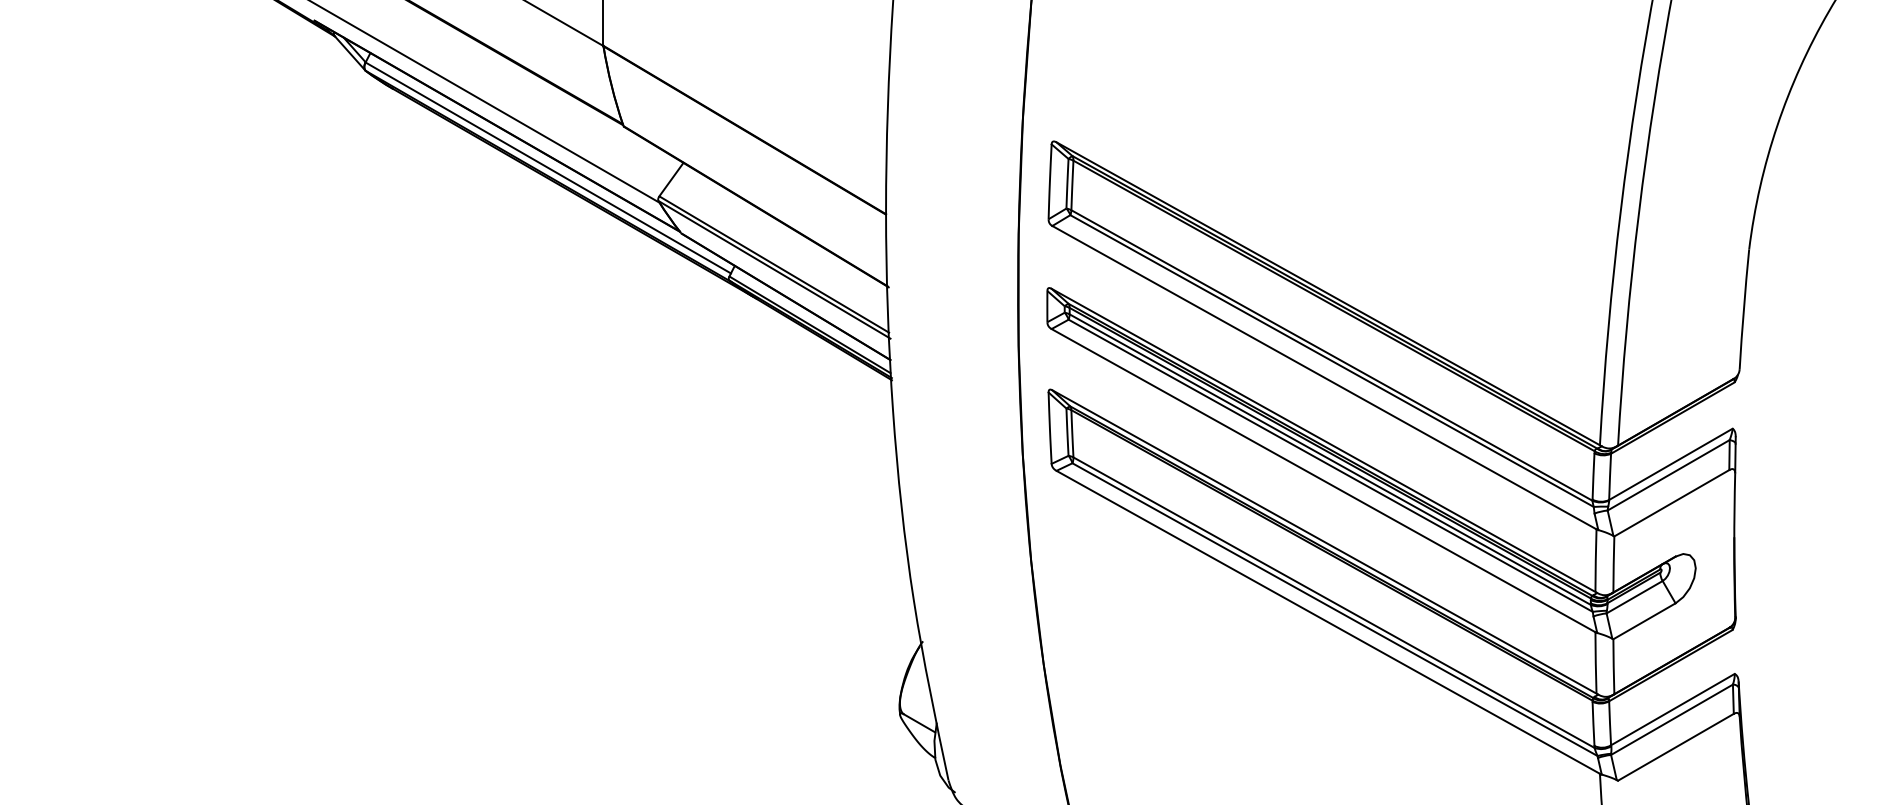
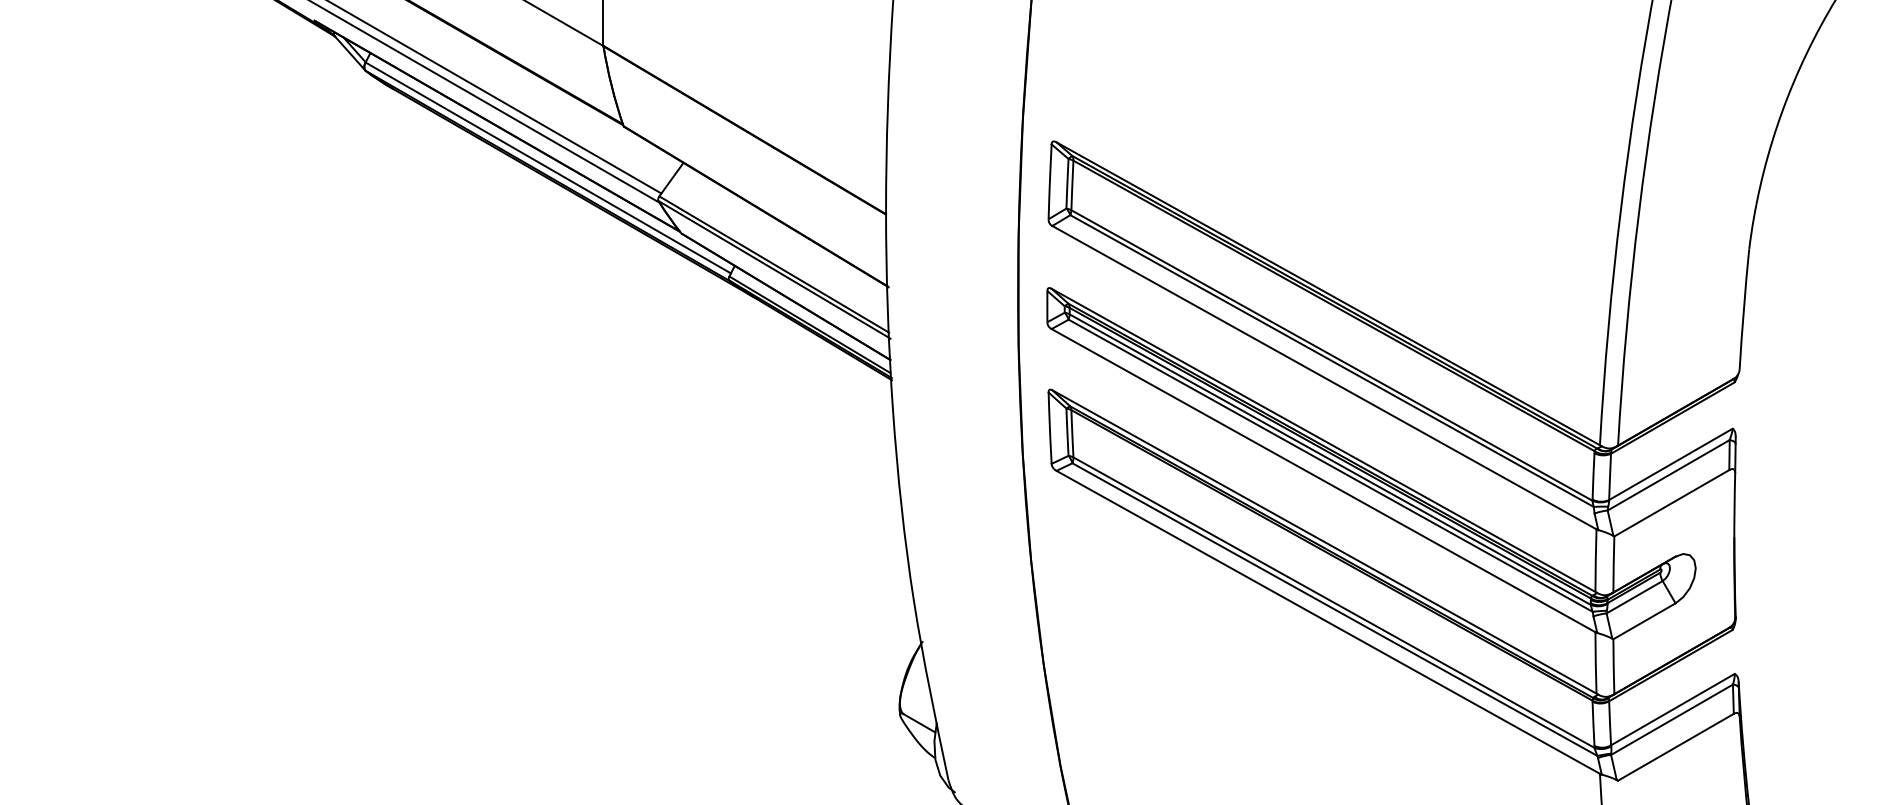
line: none -> present (495, 97)
